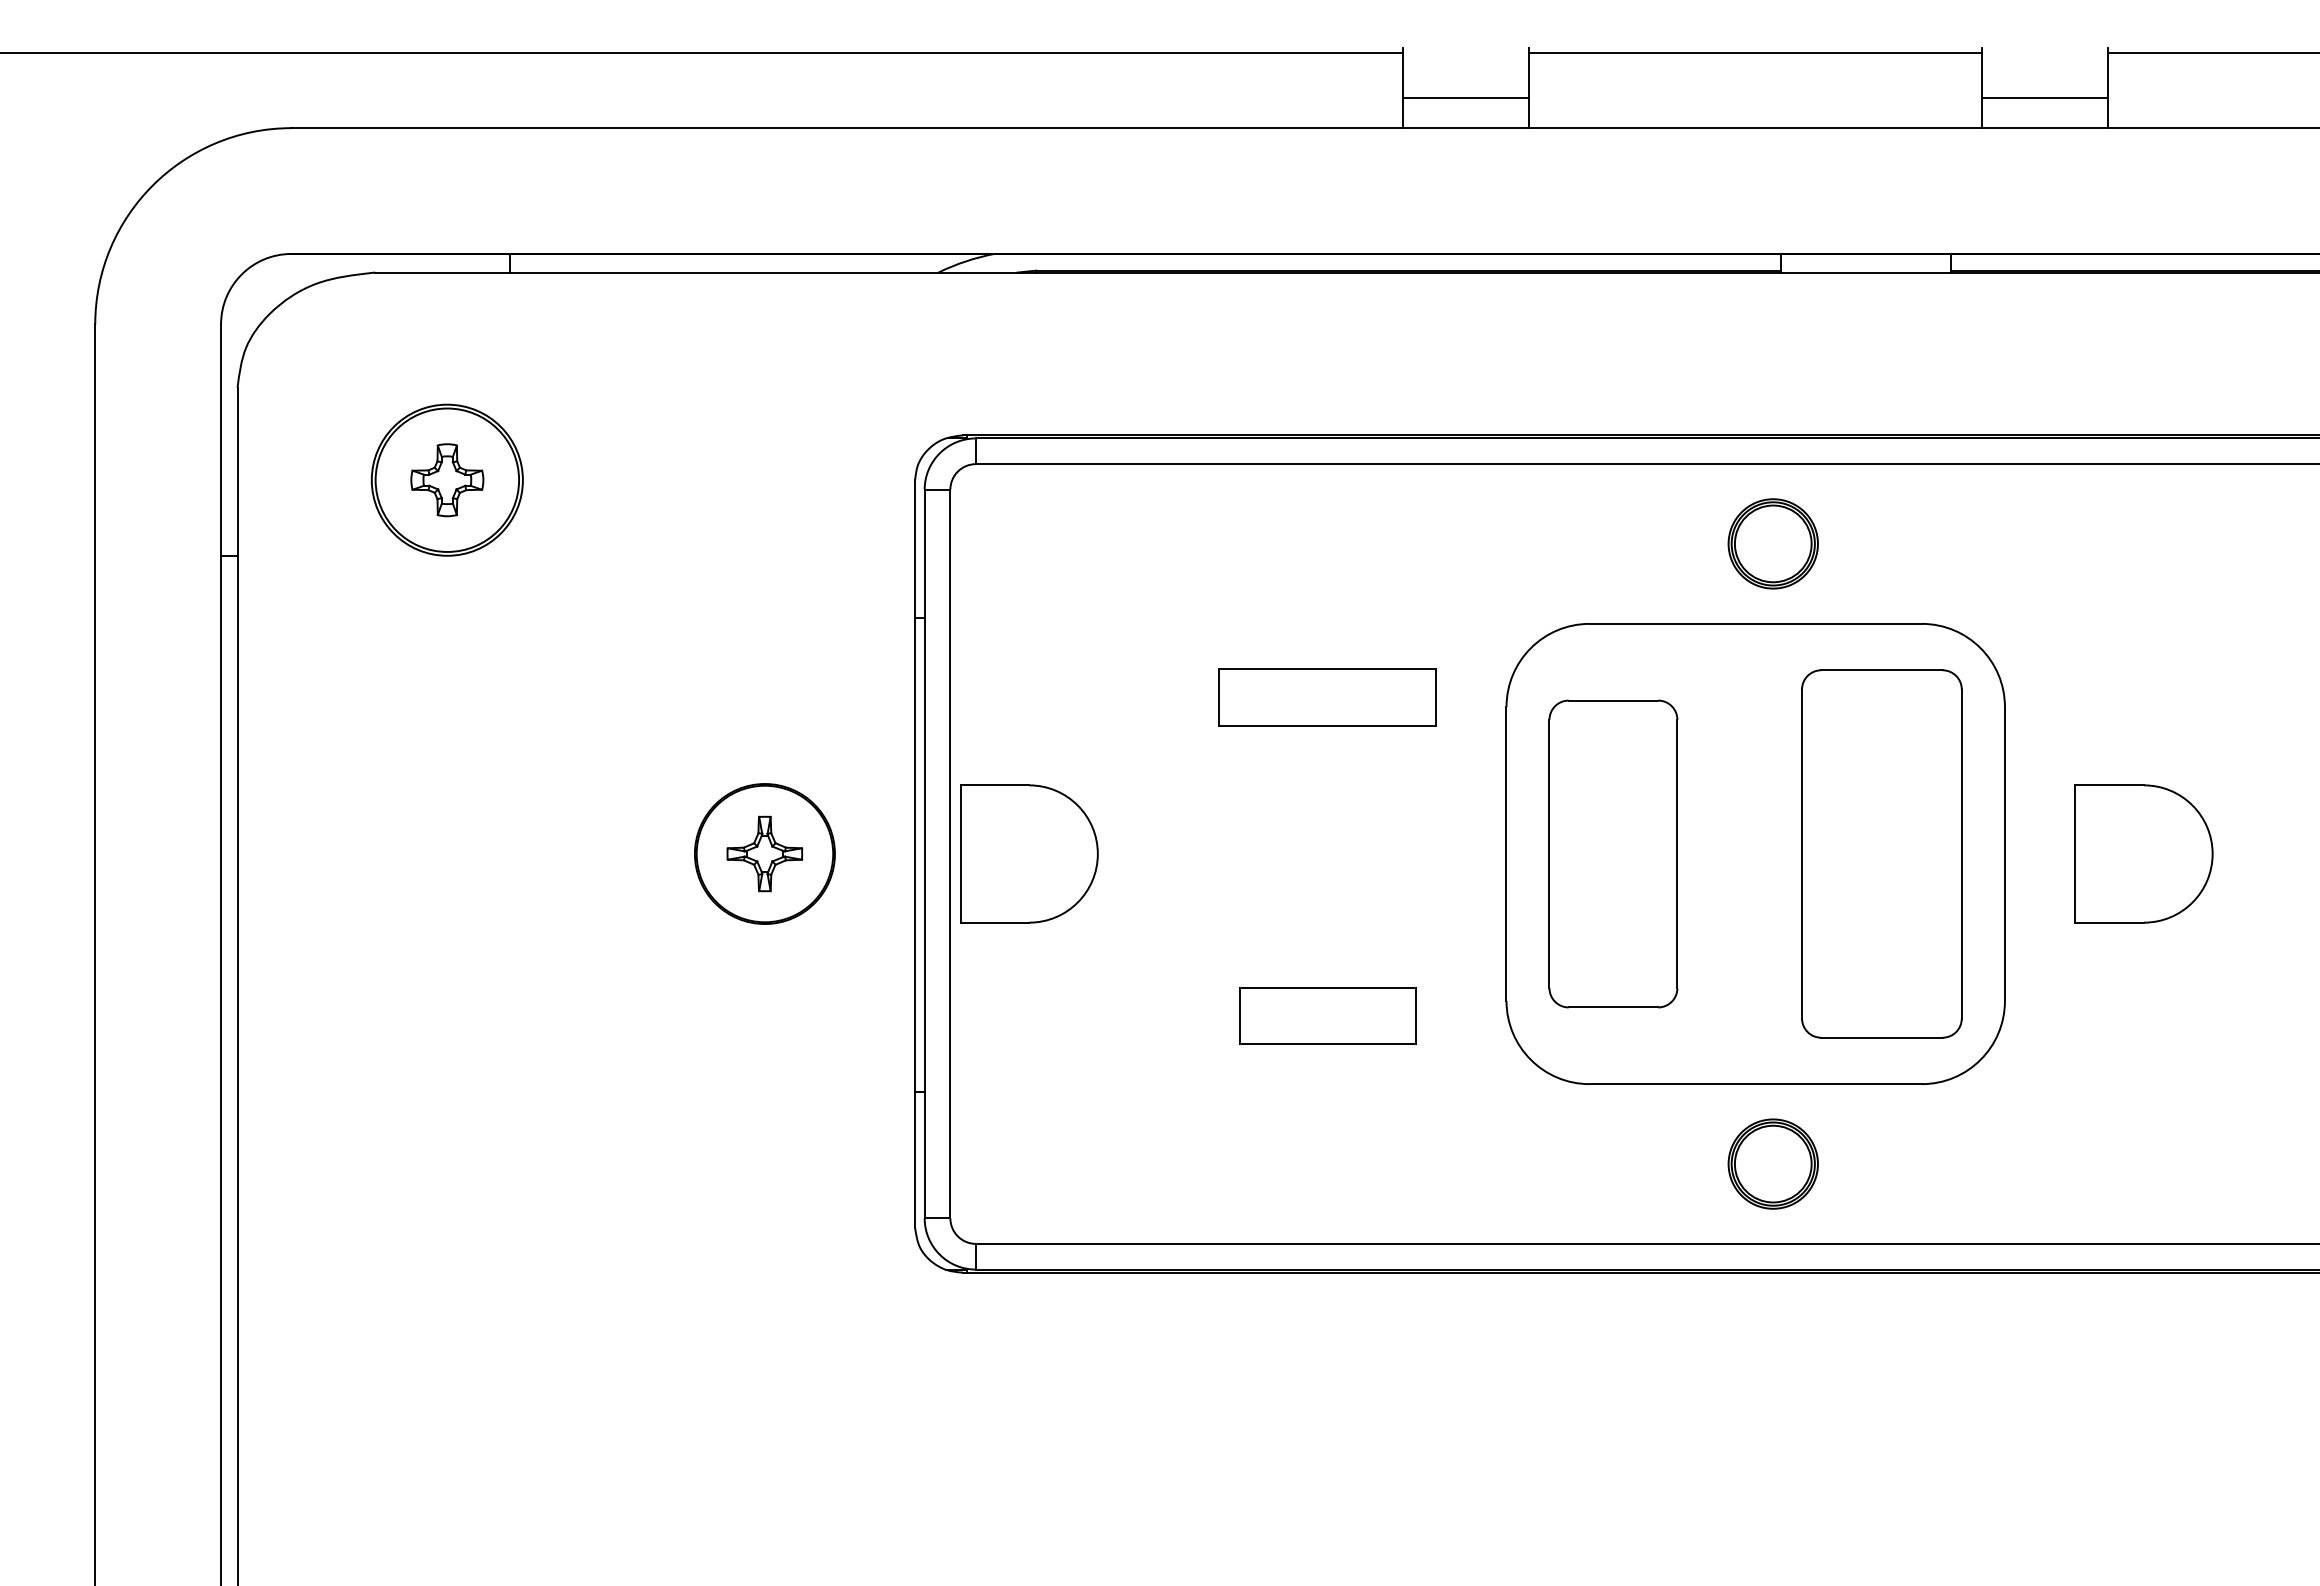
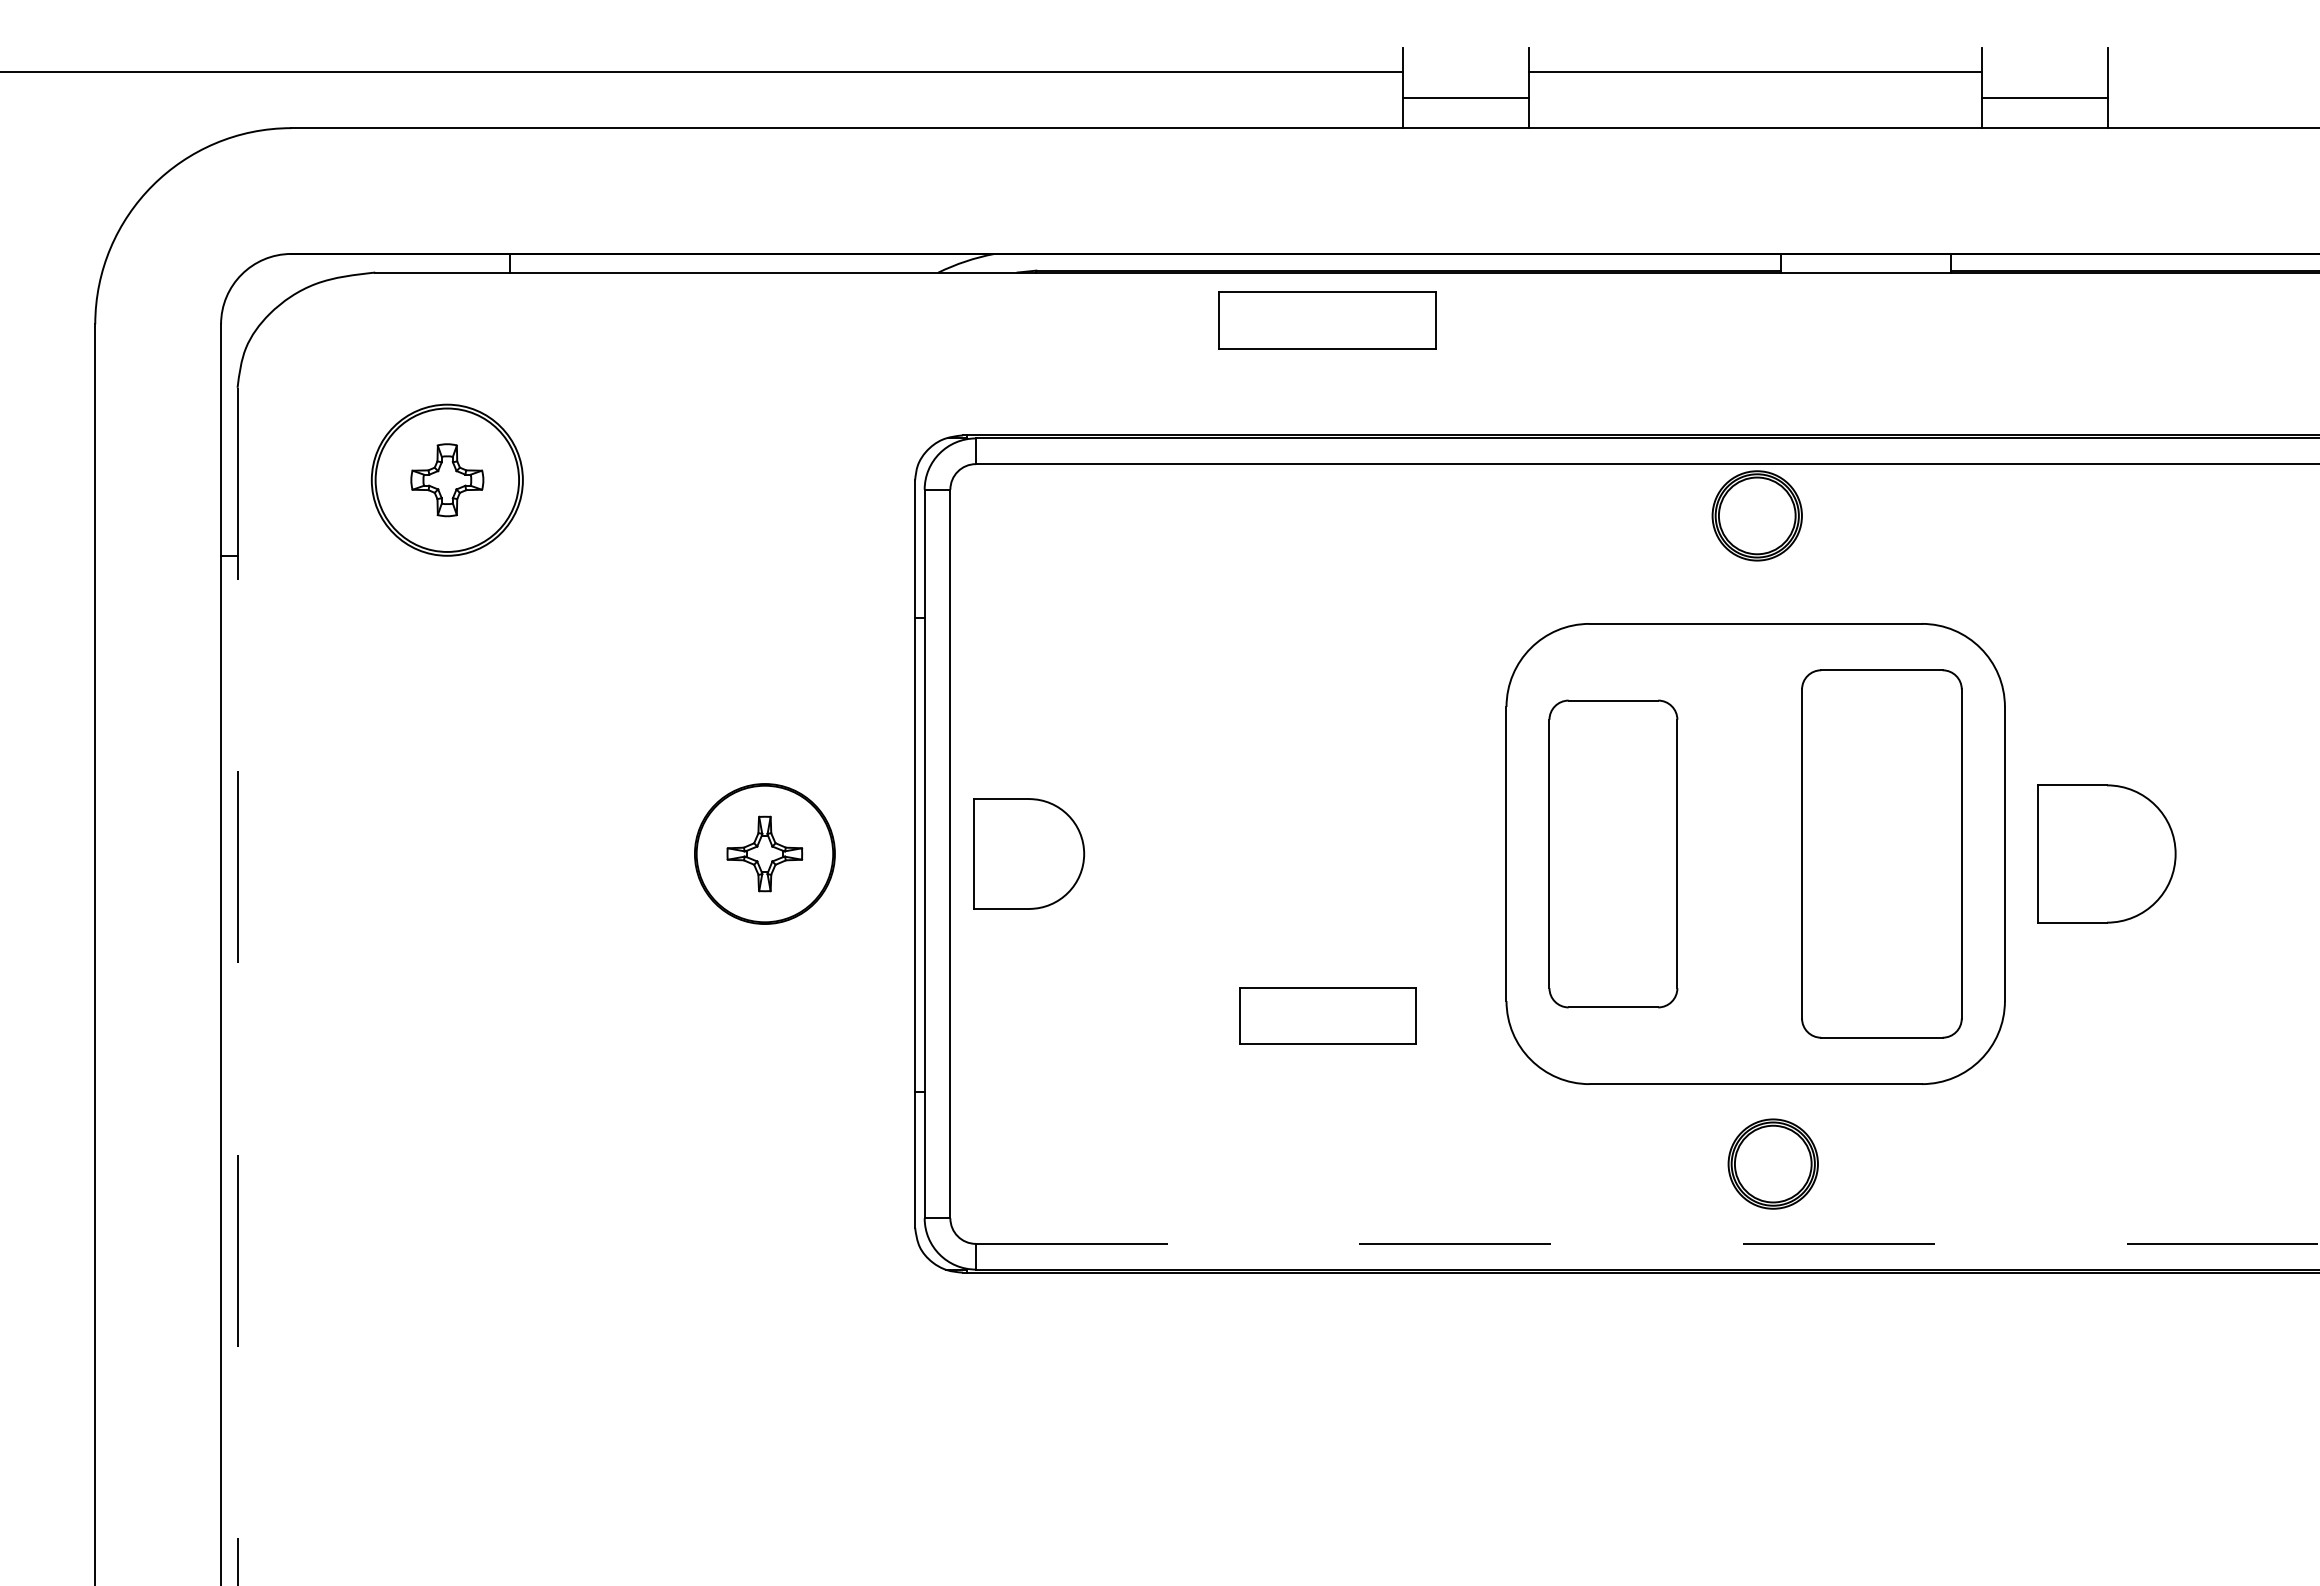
line position: (702, 52) -> (702, 71) (702, 71)
line position: (1755, 52) -> (1755, 71) (1755, 71)
line: present -> none (2211, 52)
part position: (1772, 543) -> (1756, 515) (1756, 515)
part position: (1327, 697) -> (1327, 320) (1327, 320)
part size: 139x140 px -> 113x112 px (1029, 853)
part position: (2143, 853) -> (2106, 853) (2106, 853)
line: solid -> dashed (237, 986)
line: solid -> dashed (1647, 1243)
